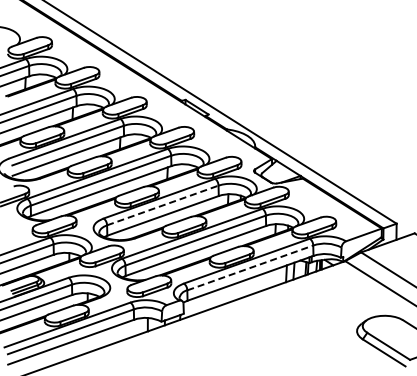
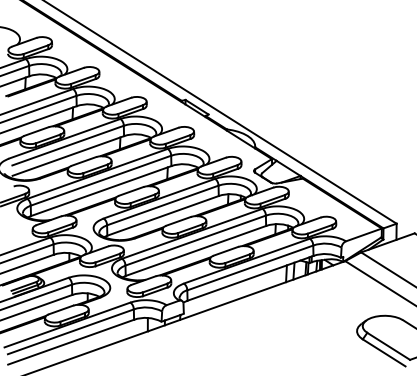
line: dashed -> solid (163, 205)
line: dashed -> solid (250, 267)
